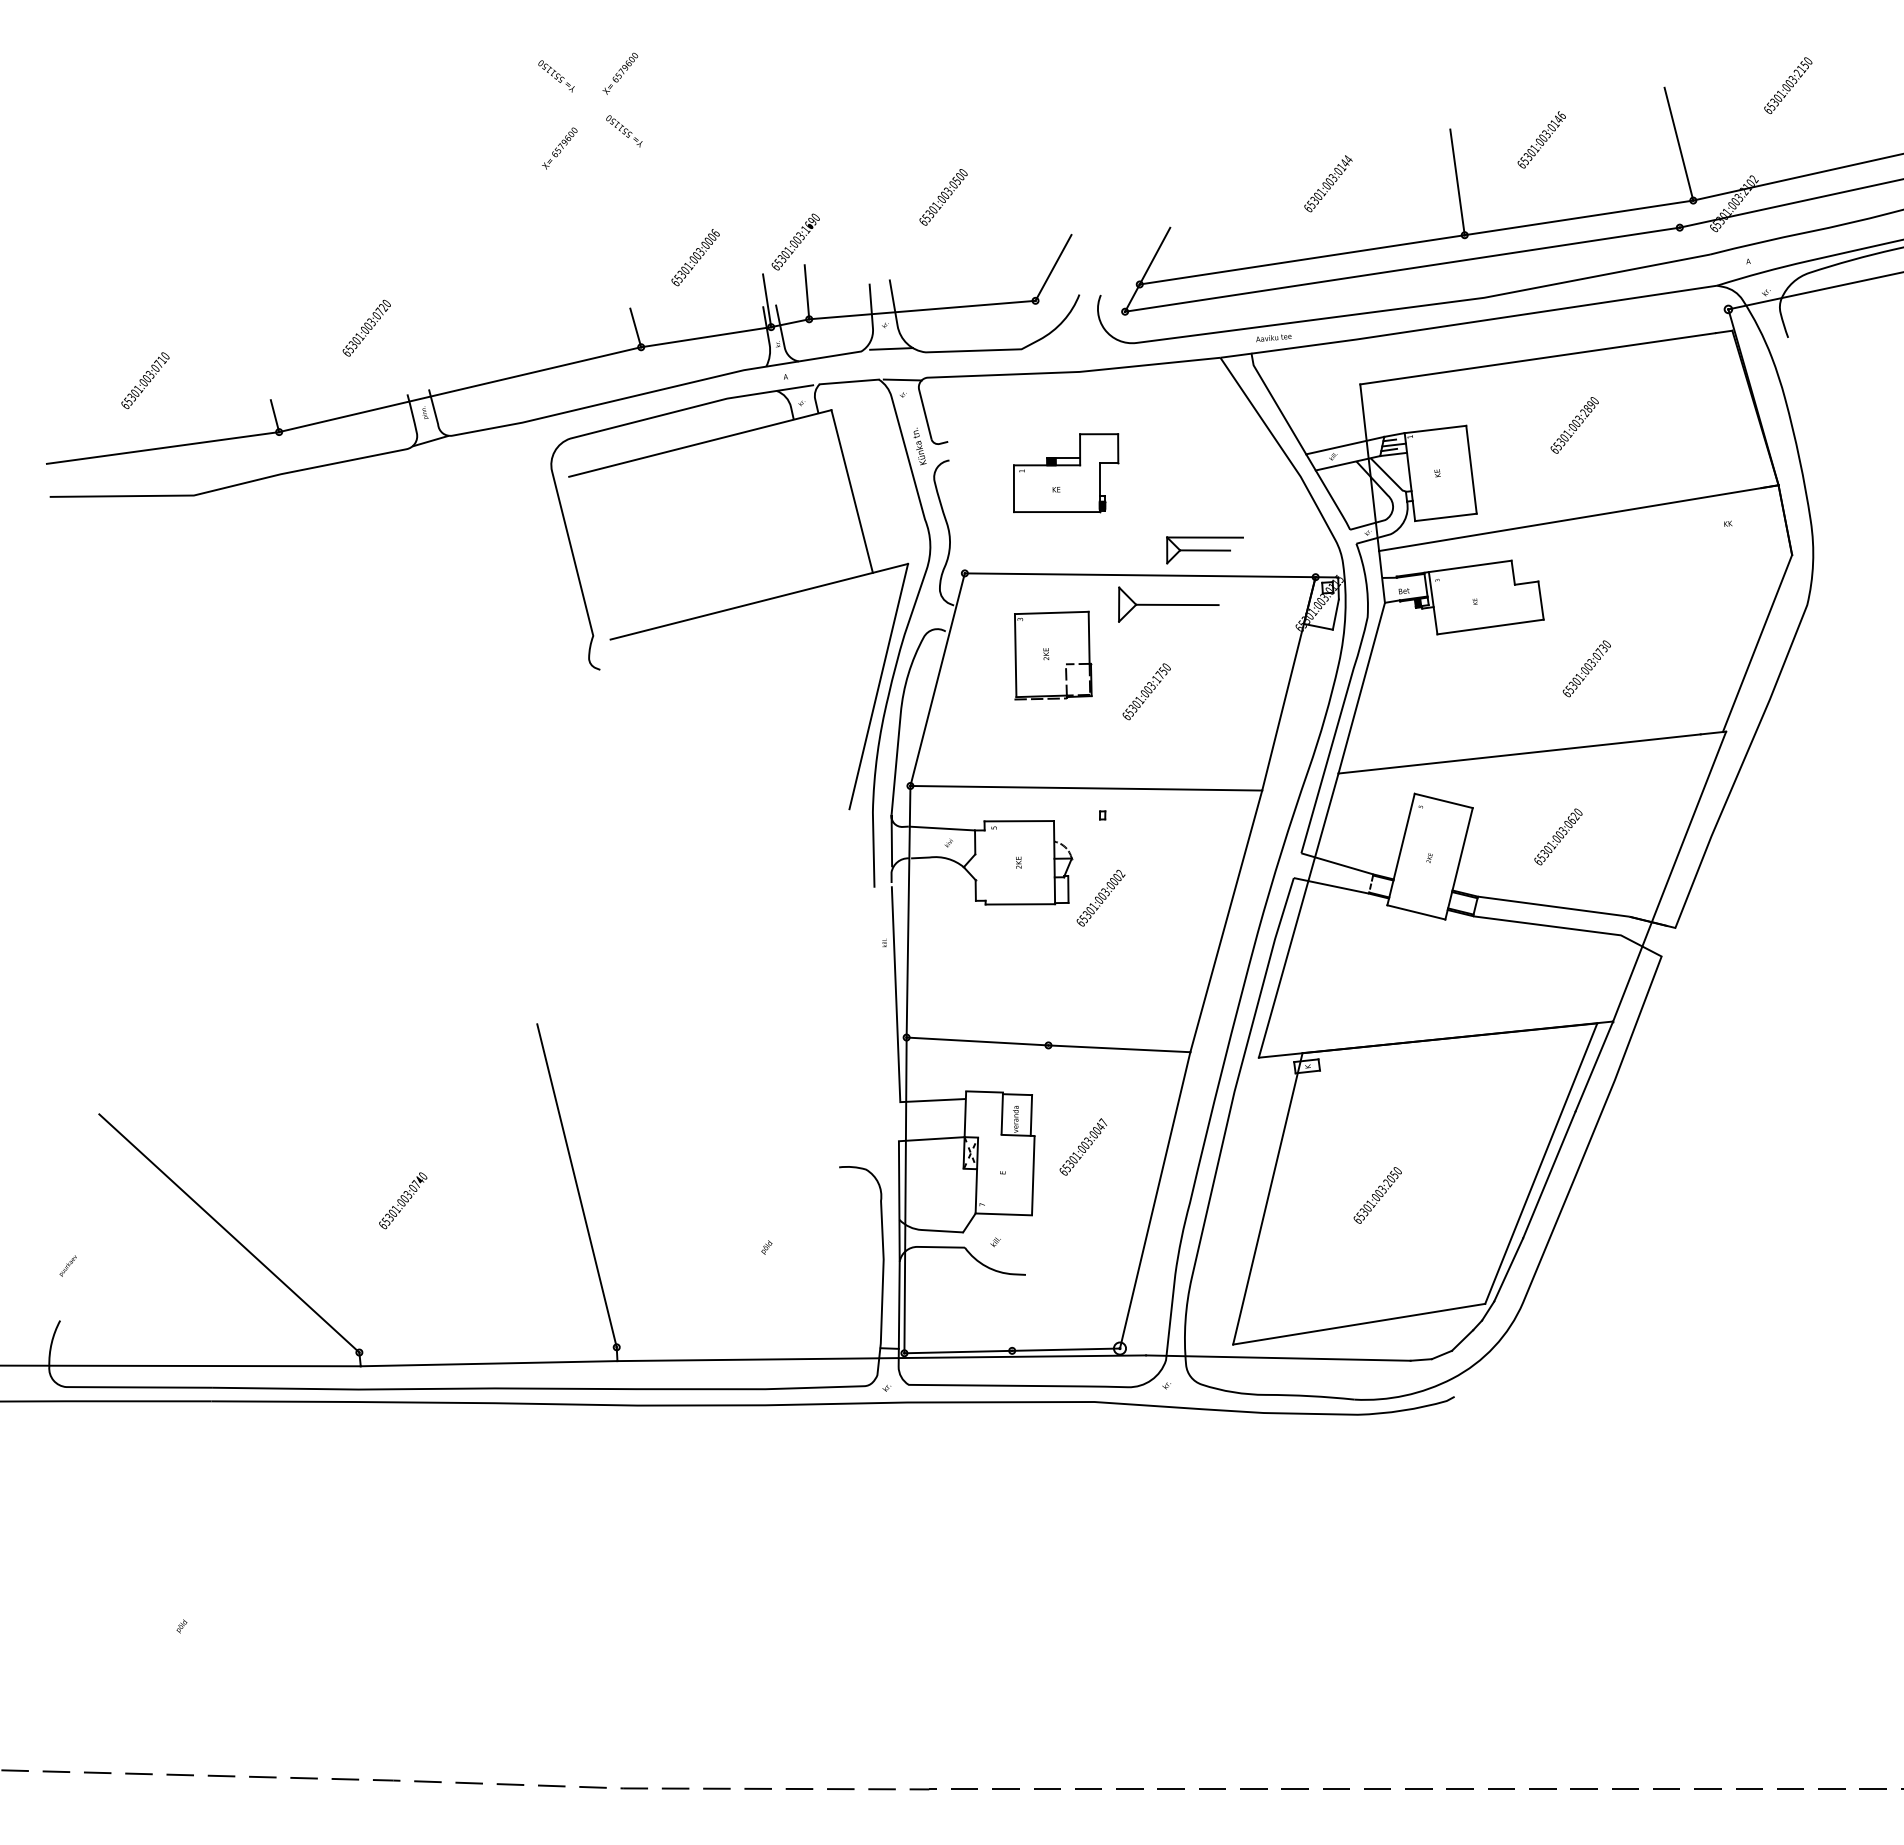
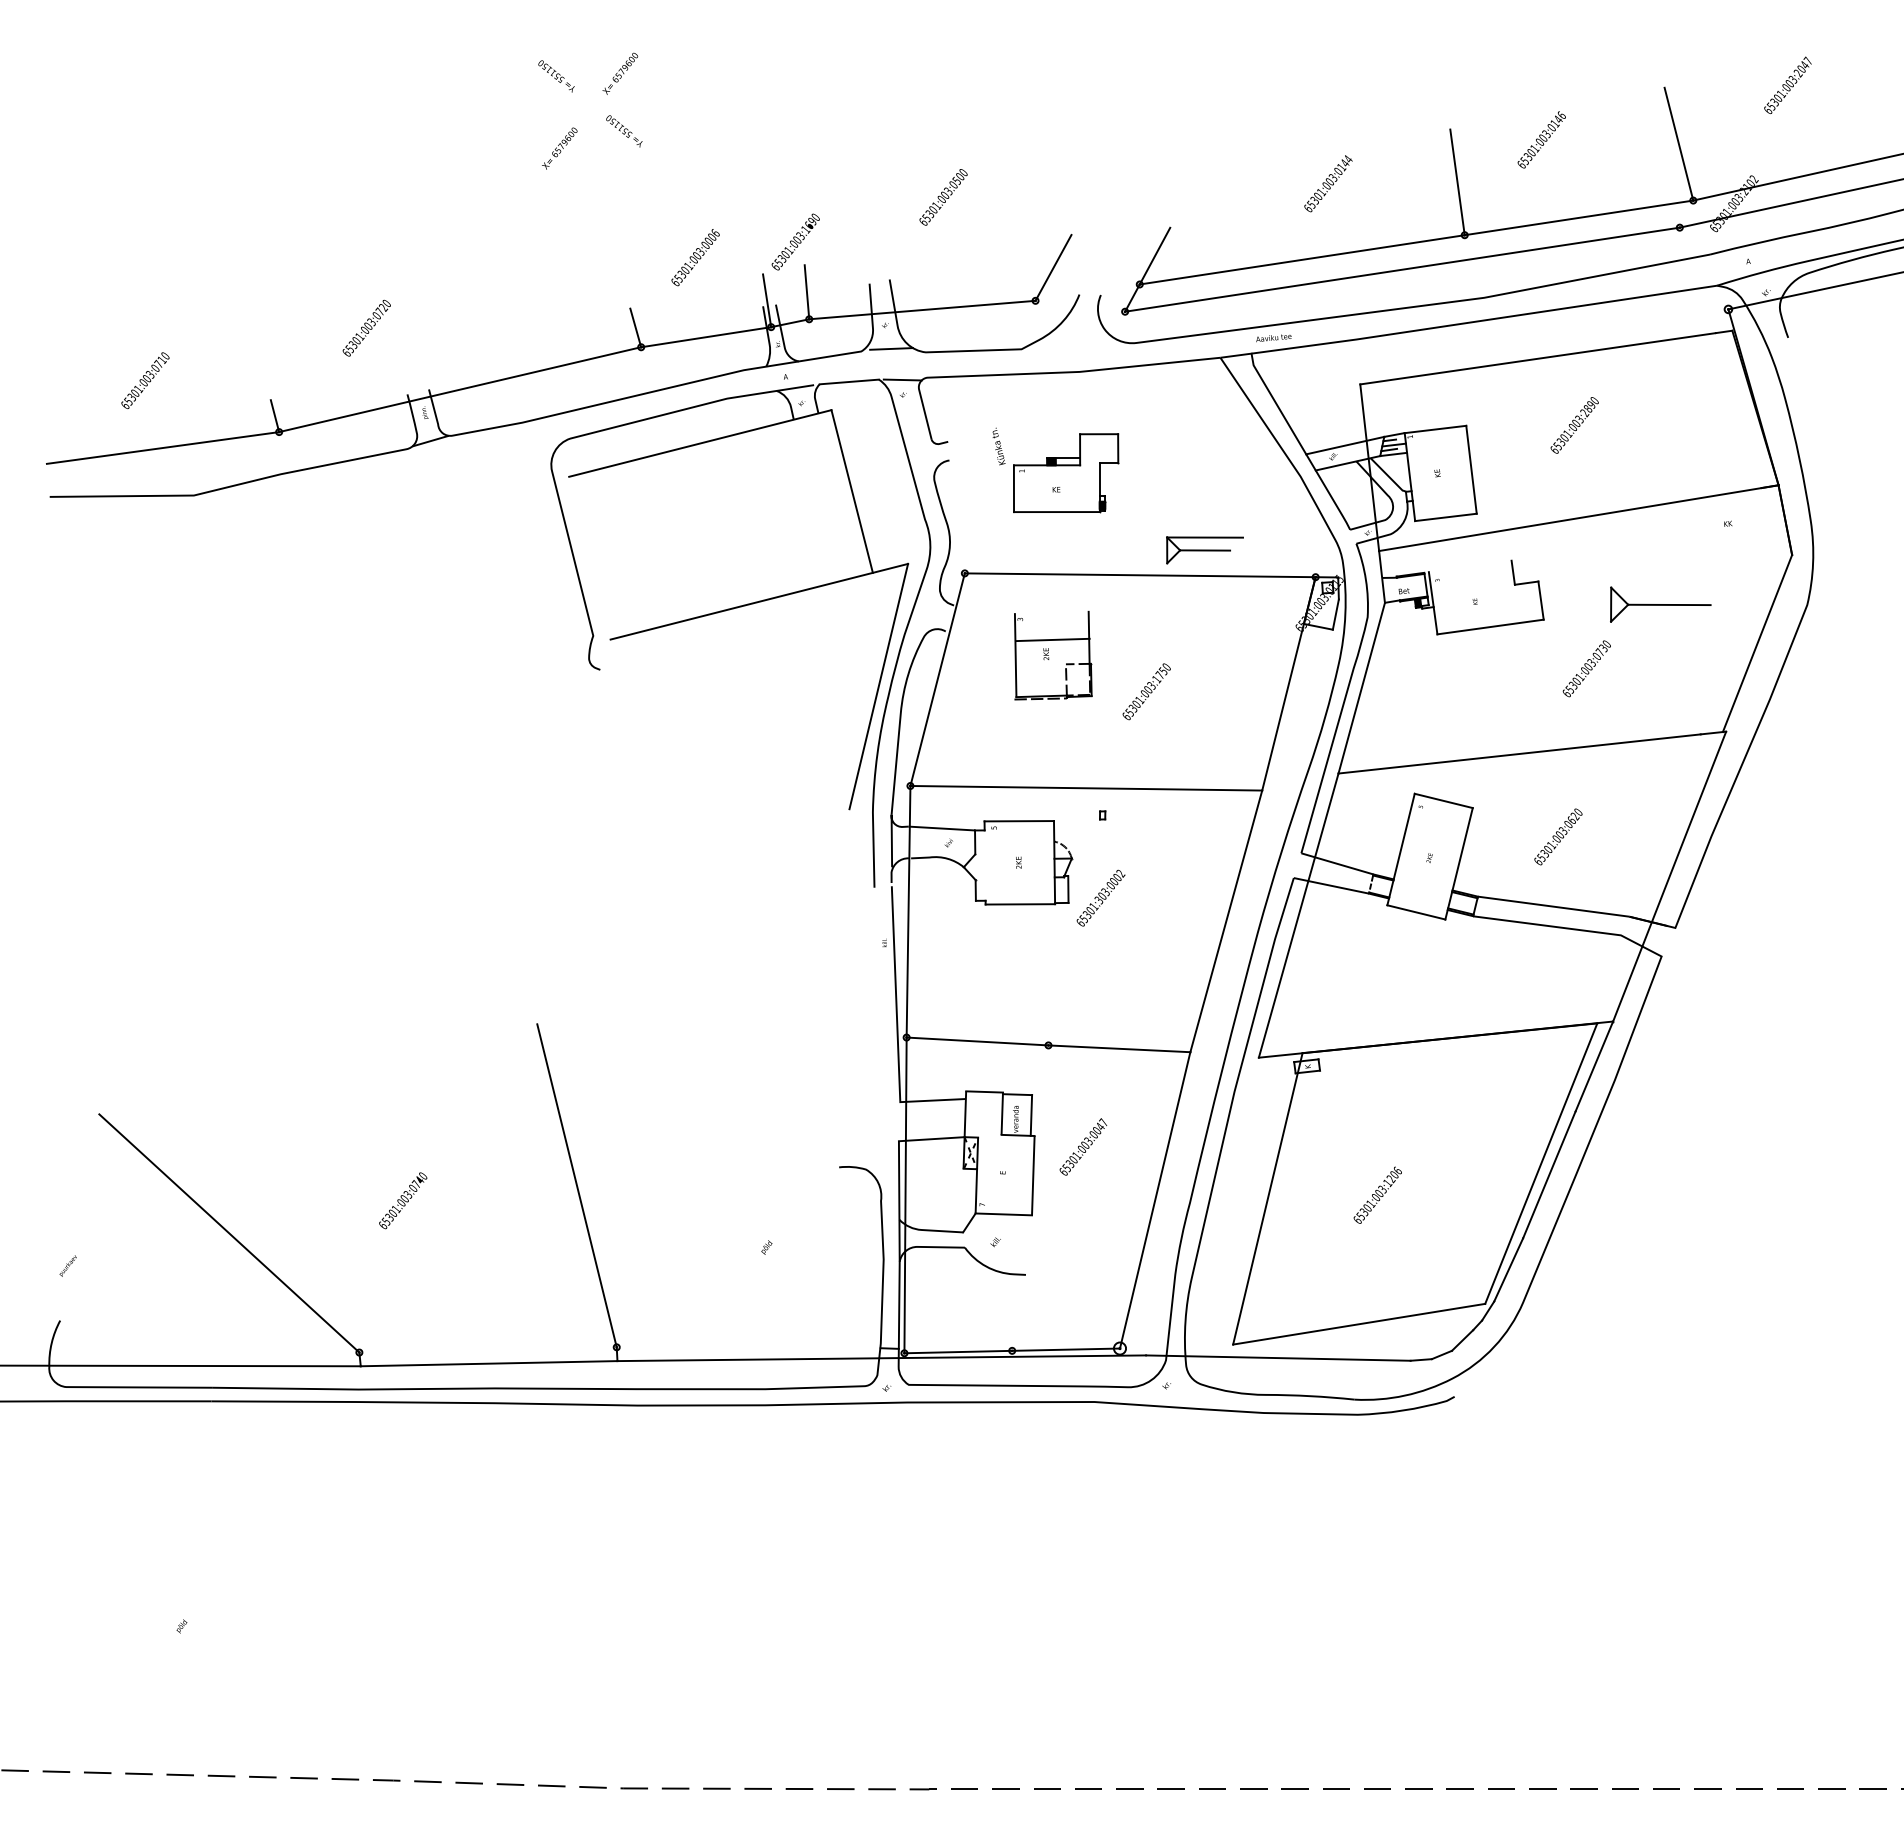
text: 65301:003:2150 -> 65301:003:2047 (1804, 64)
text position: (919, 446) -> (998, 446) (998, 446)
line: present -> none (1467, 566)
part position: (1168, 604) -> (1660, 604) (1660, 604)
line position: (1051, 612) -> (1052, 639) (1052, 639)
text: 65301:003:0002 -> 65301:303:0002 (1098, 900)
text: 65301:003:2050 -> 65301:003:1206 (1392, 1176)
